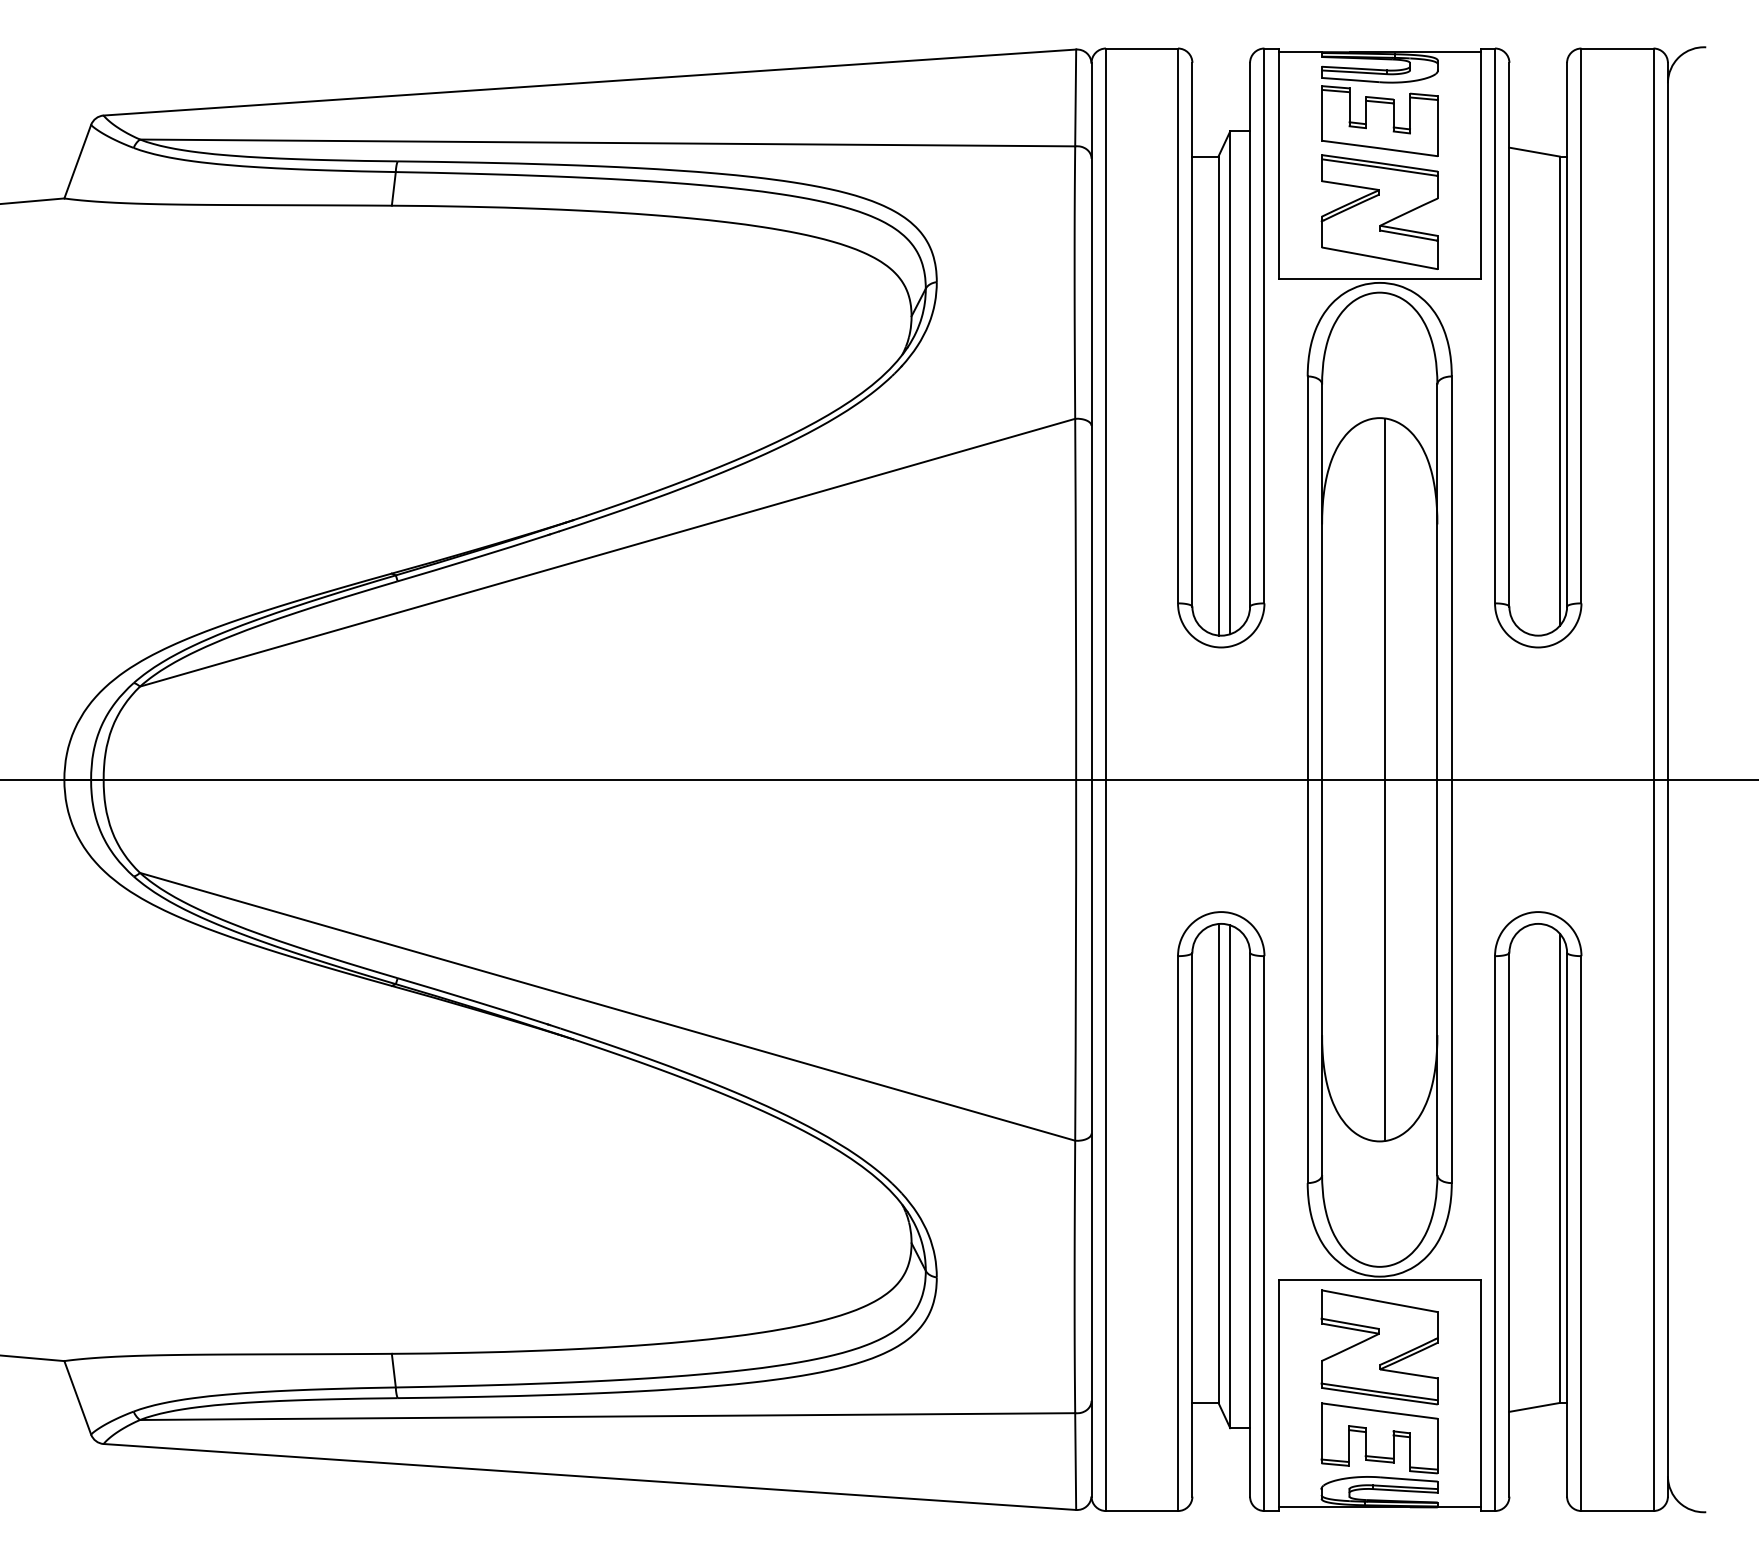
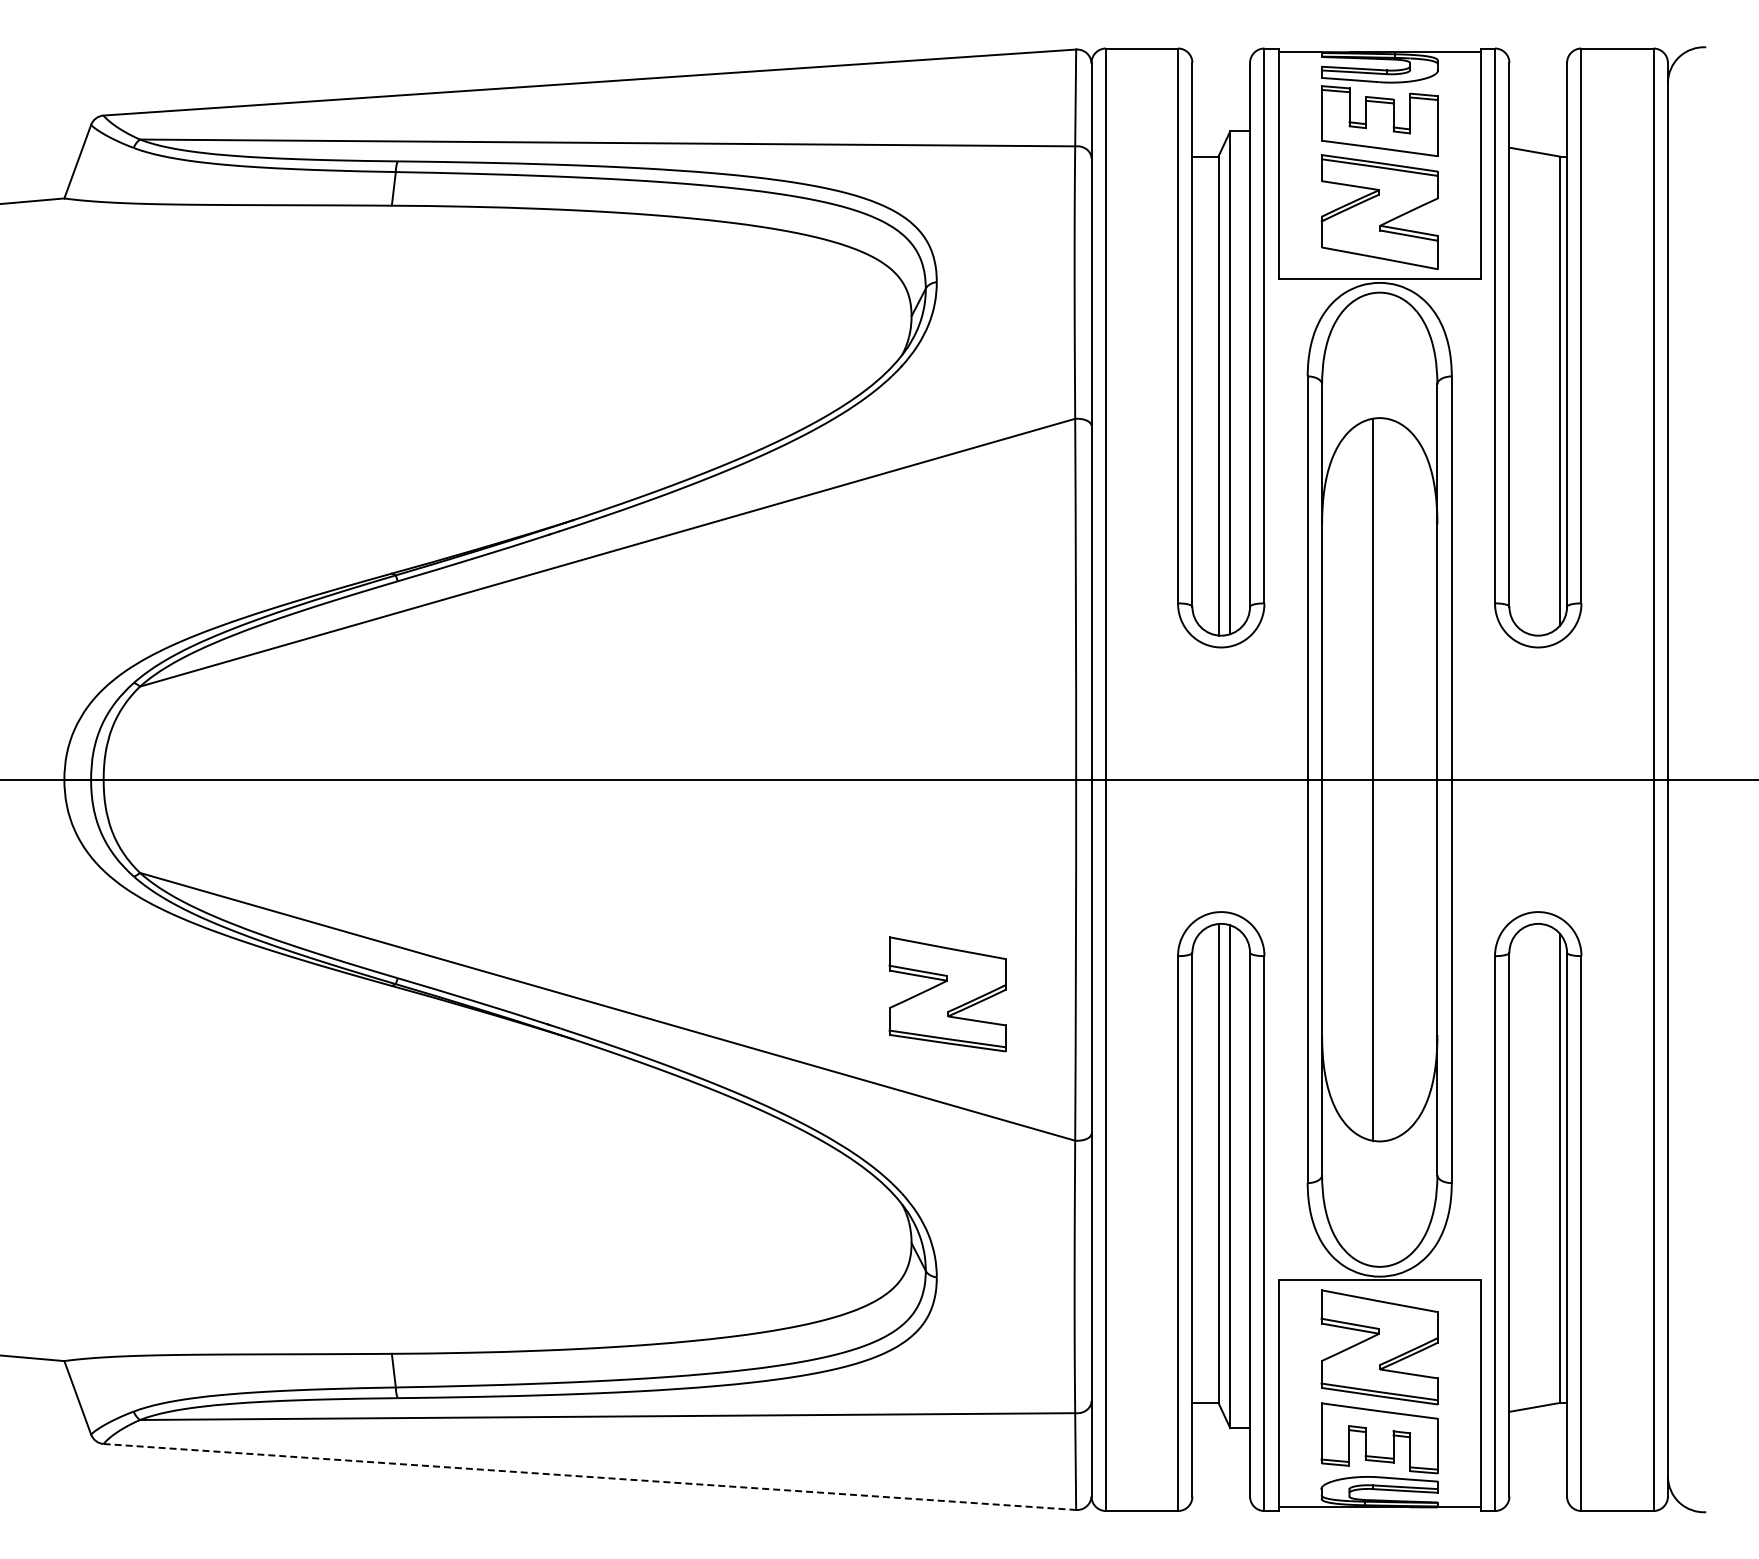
line position: (1385, 779) -> (1373, 779) (1373, 779)
part: none -> present (947, 994)
line: solid -> dashed (590, 1477)
